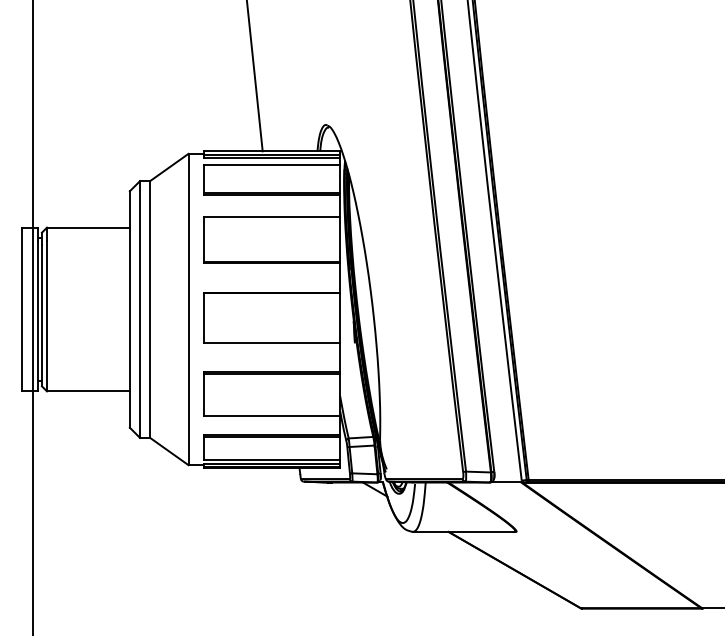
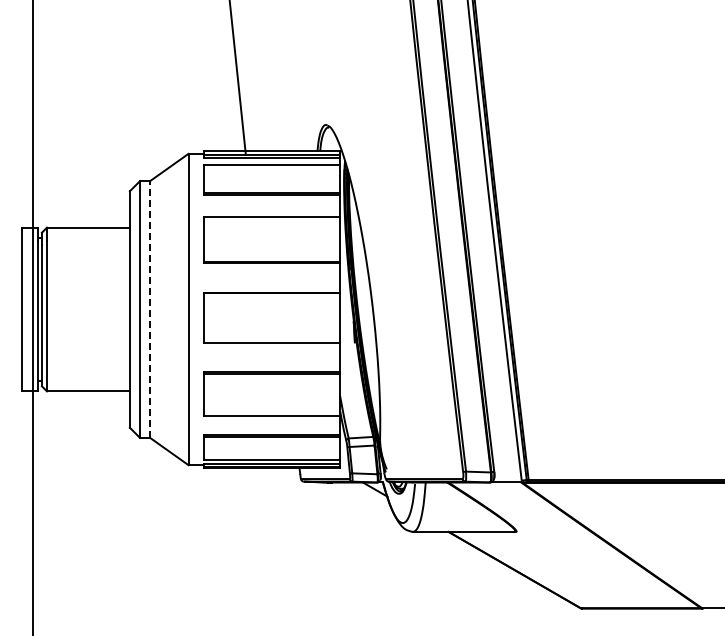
line position: (254, 76) -> (237, 77) (237, 77)
line: solid -> dashed (150, 309)
